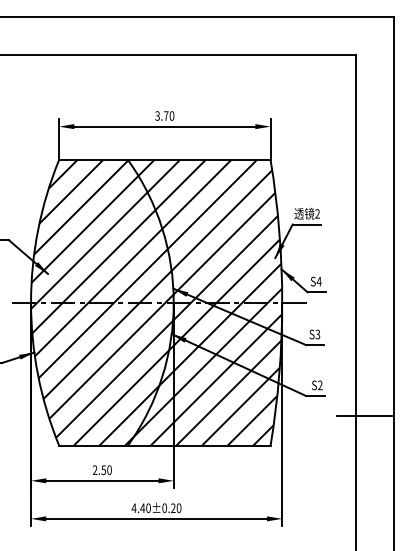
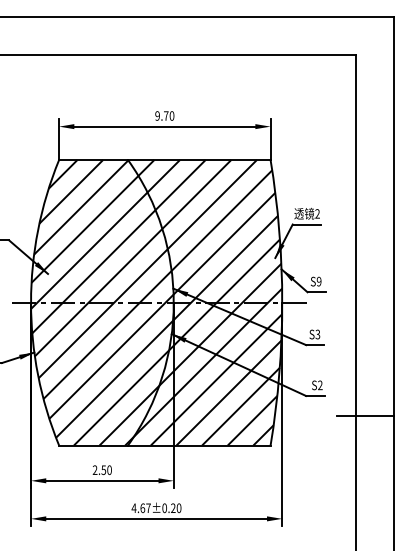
text: 3.70 -> 9.70 (157, 115)
text: S4 -> S9 (318, 281)
text: 4.40±0.20 -> 4.67±0.20 (145, 508)
